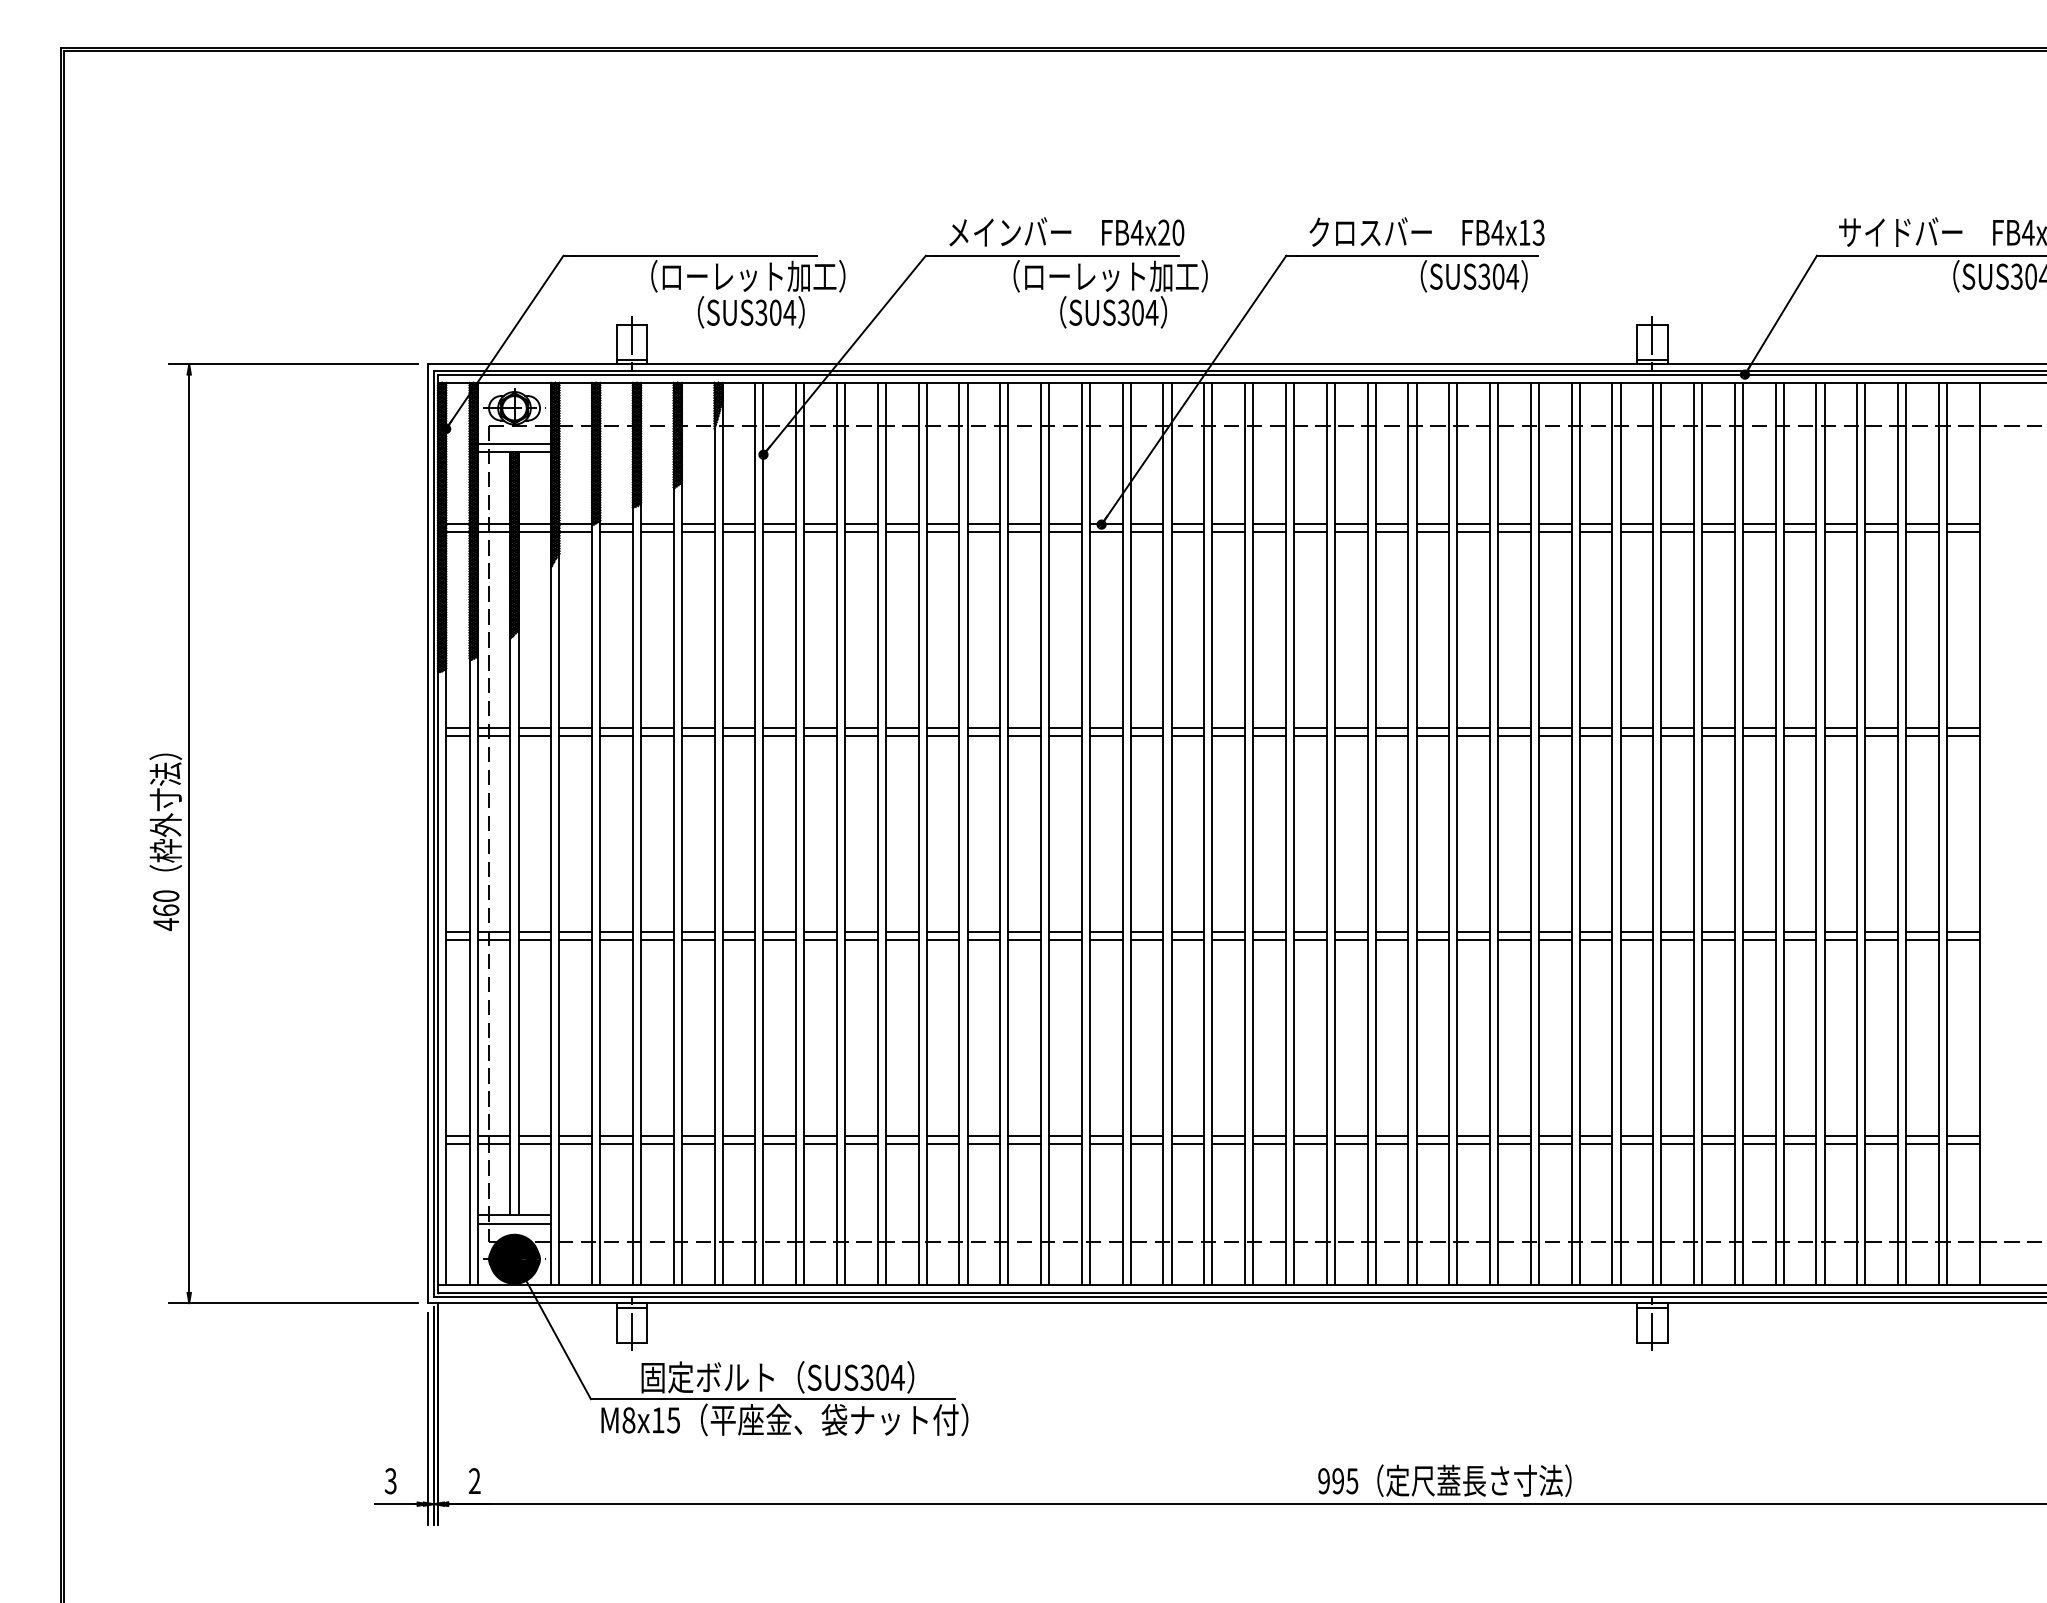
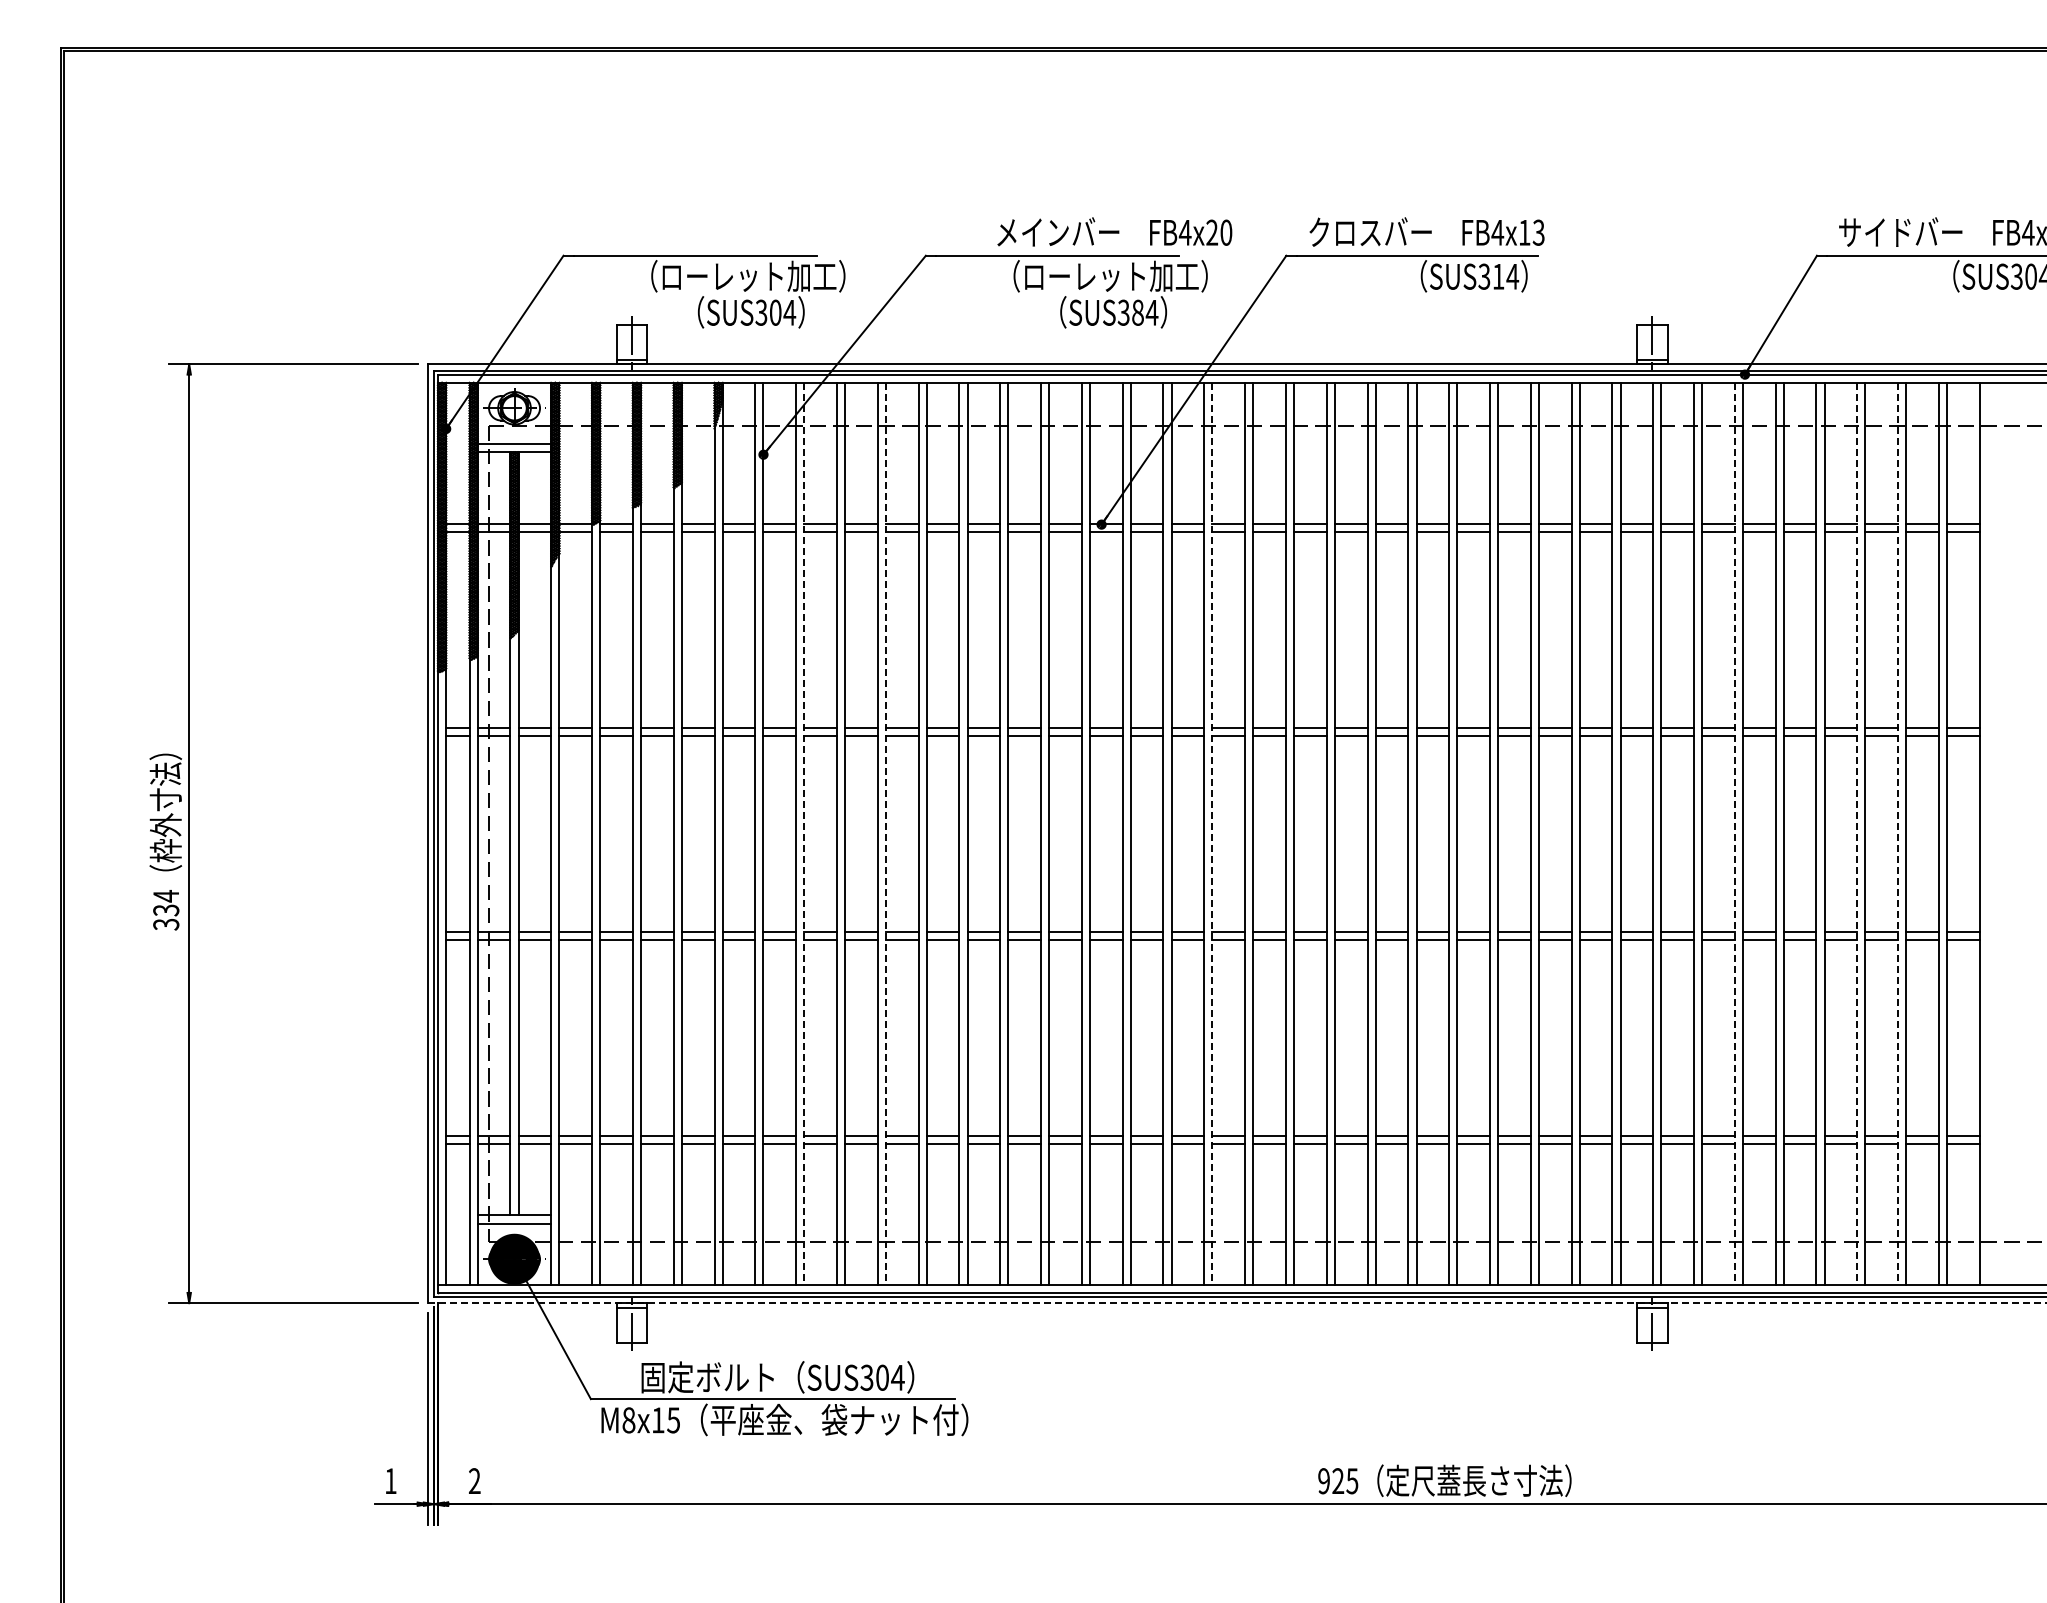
text position: (1066, 231) -> (1114, 231) (1114, 231)
text: SUS304 -> SUS314 (1498, 276)
text: SUS304 -> SUS384 (1137, 312)
line: solid -> dashed (804, 833)
line: solid -> dashed (885, 833)
line: solid -> dashed (1212, 833)
line: solid -> dashed (1734, 833)
line: solid -> dashed (1857, 833)
line: solid -> dashed (1898, 833)
text: 460 -> 334 (166, 910)
line: solid -> dashed (1237, 1303)
text: 3 -> 1 (390, 1481)
text: 995 -> 925 (1338, 1481)
